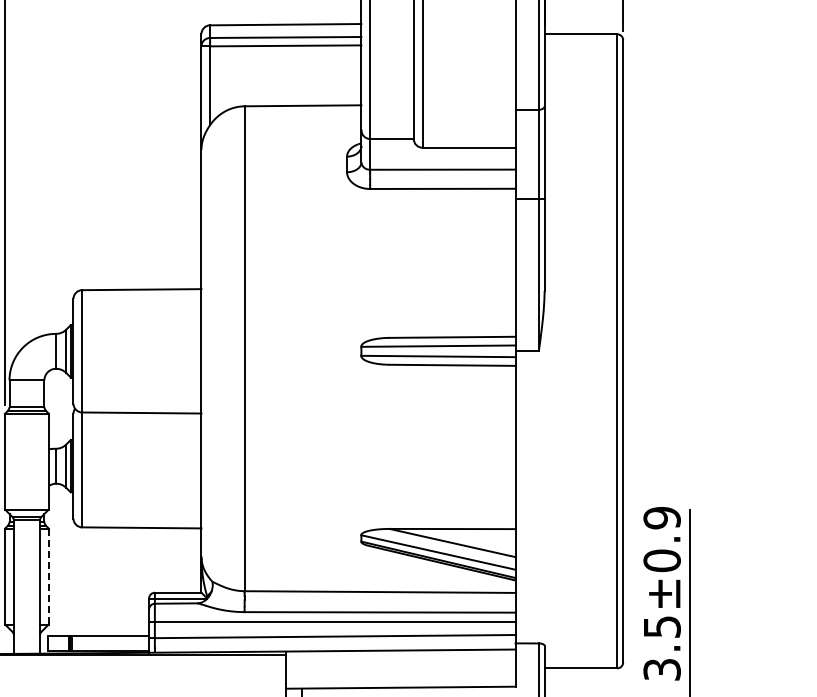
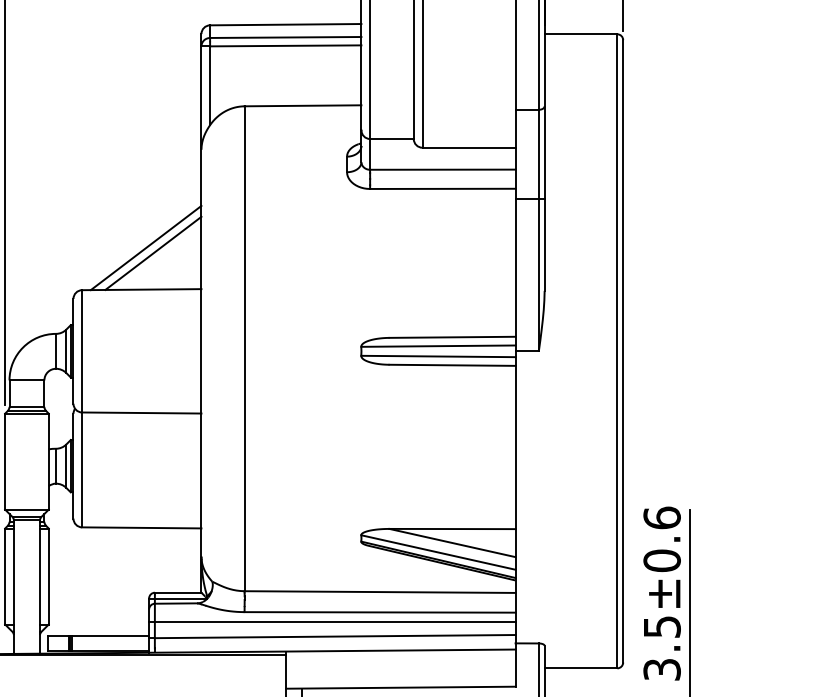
line: none -> present (145, 247)
line: none -> present (153, 252)
text: 3.5±0.9 -> 3.5±0.6 (661, 517)
line: dashed -> solid (48, 576)
